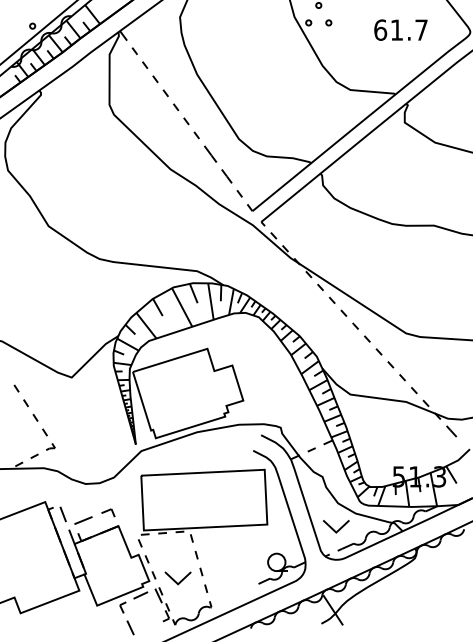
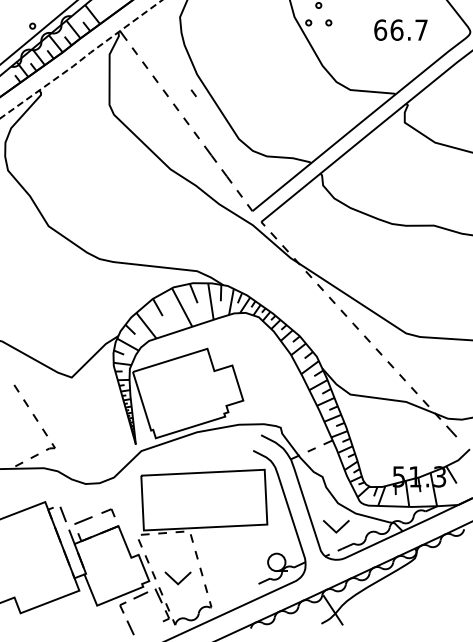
text: 61.7 -> 66.7 (396, 29)
line: solid -> dashed (81, 59)
line: none -> present (193, 93)
